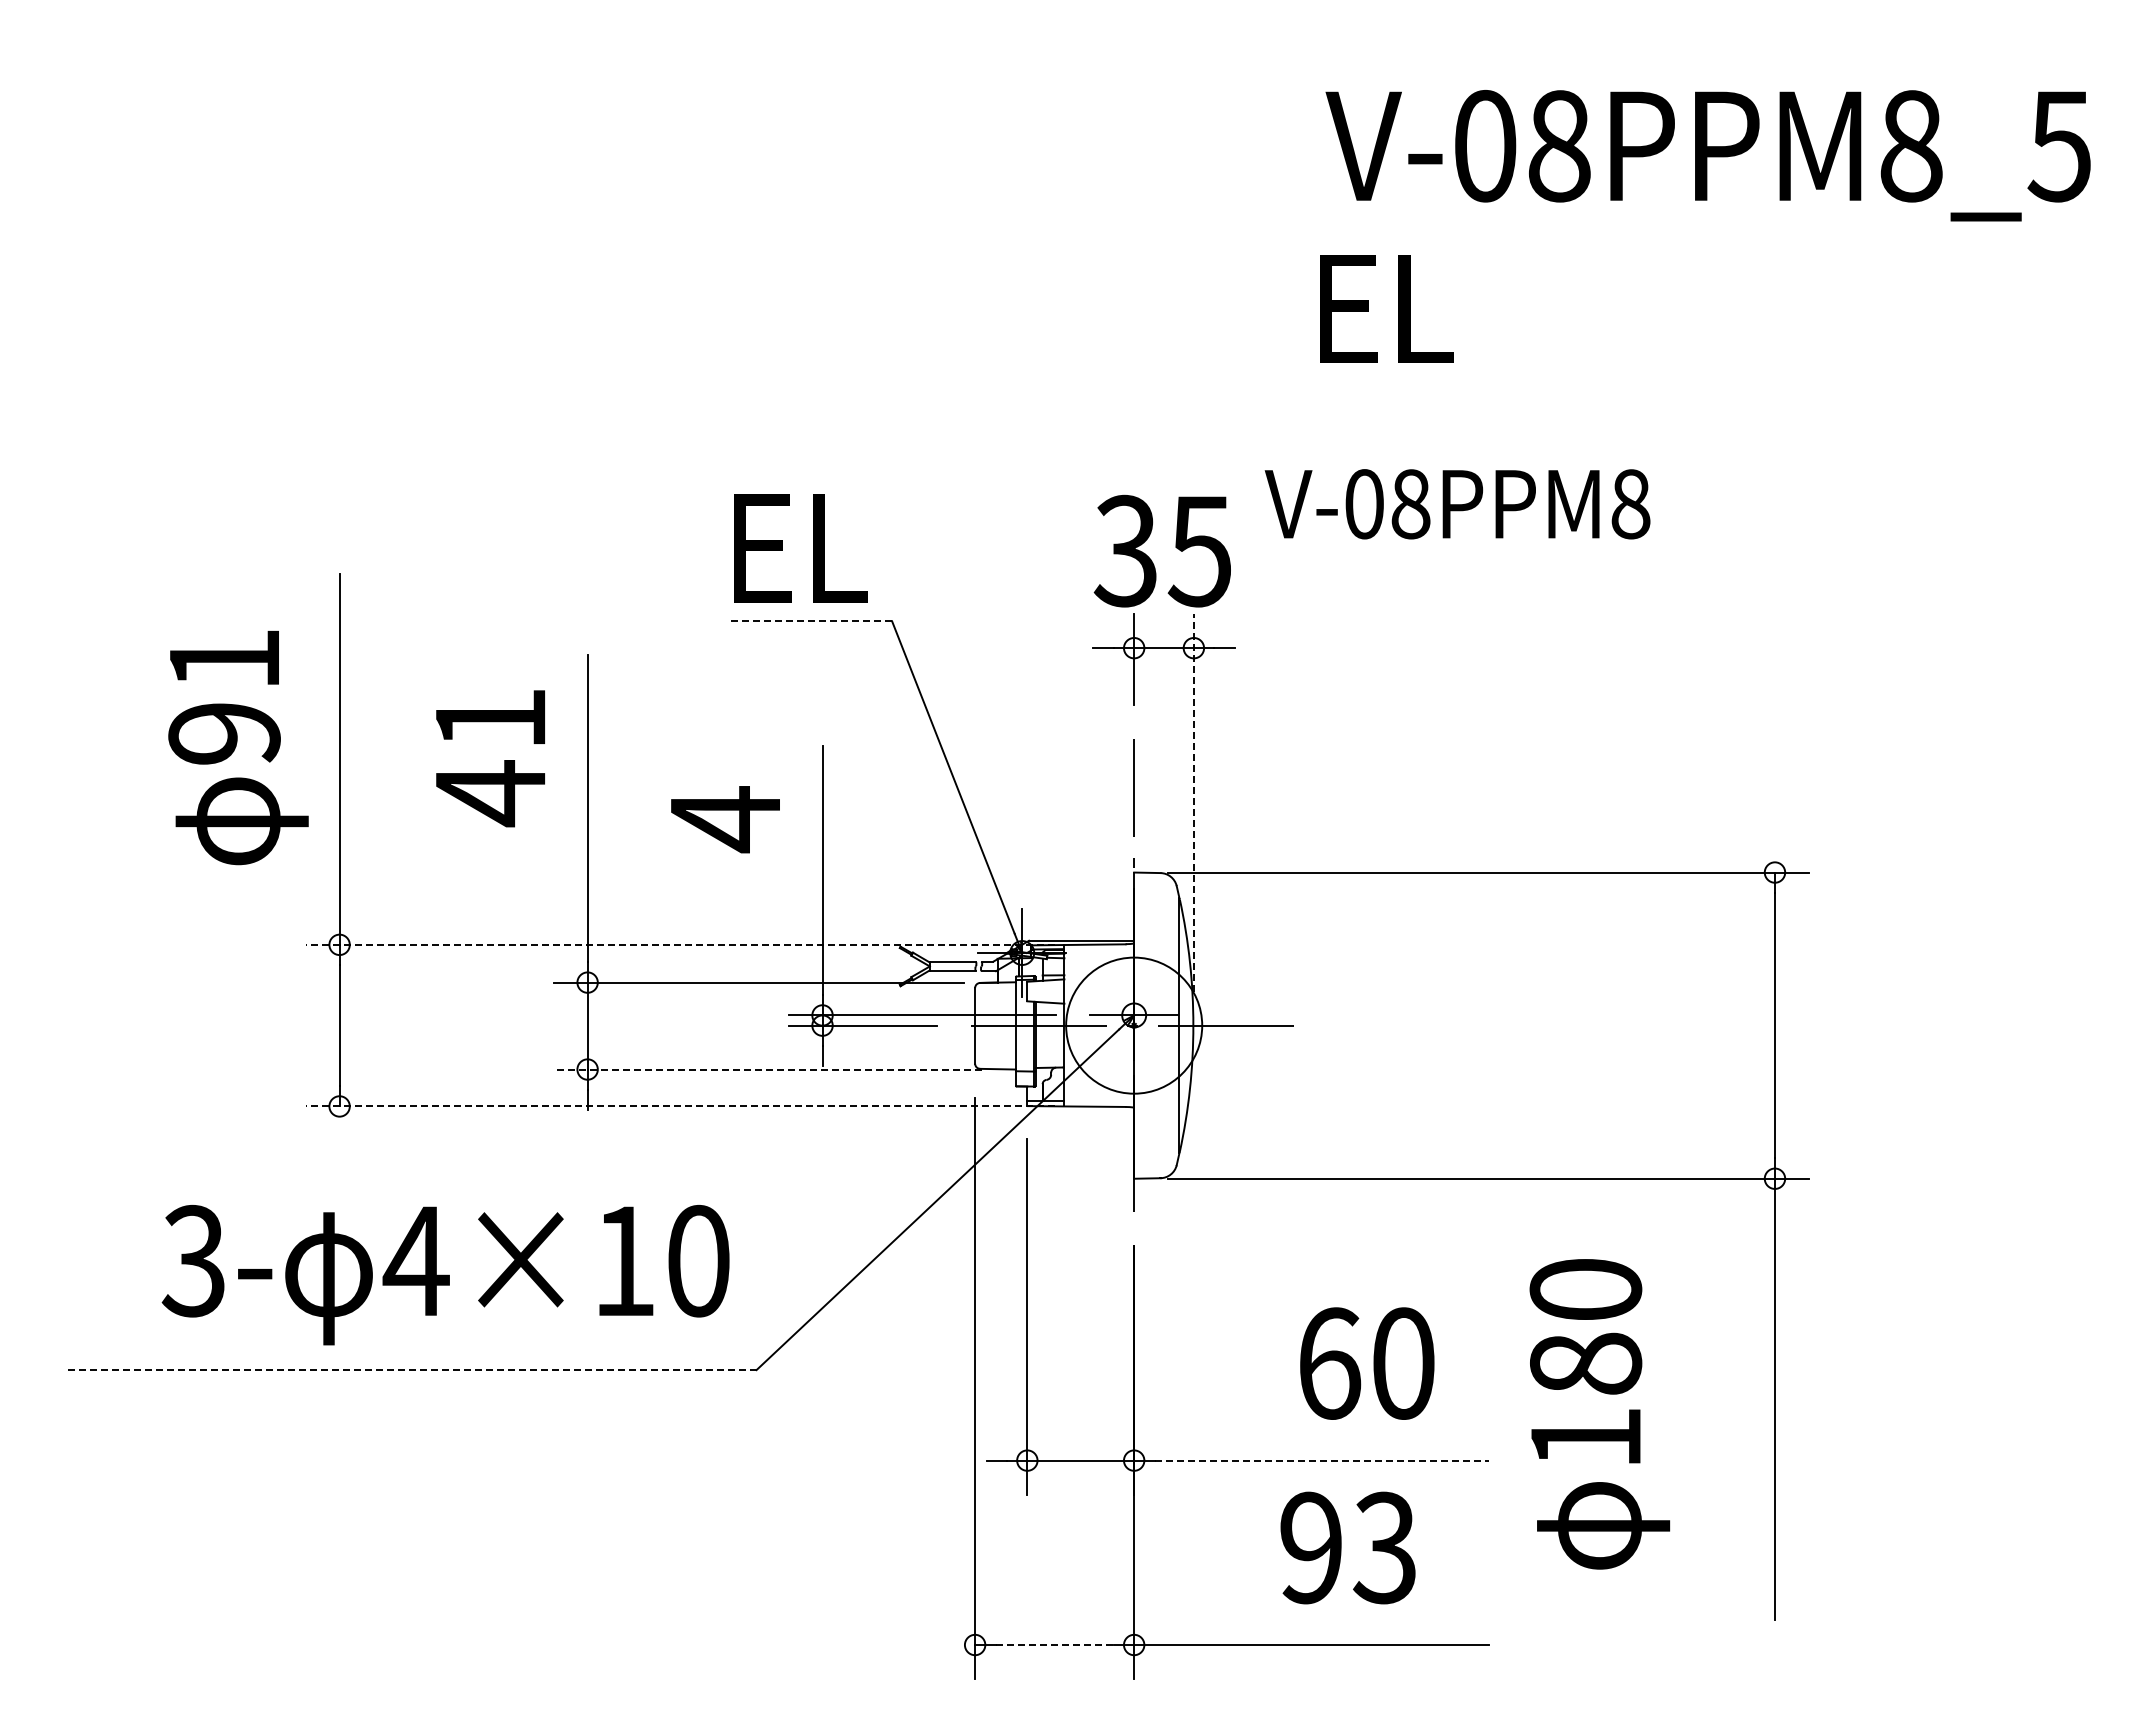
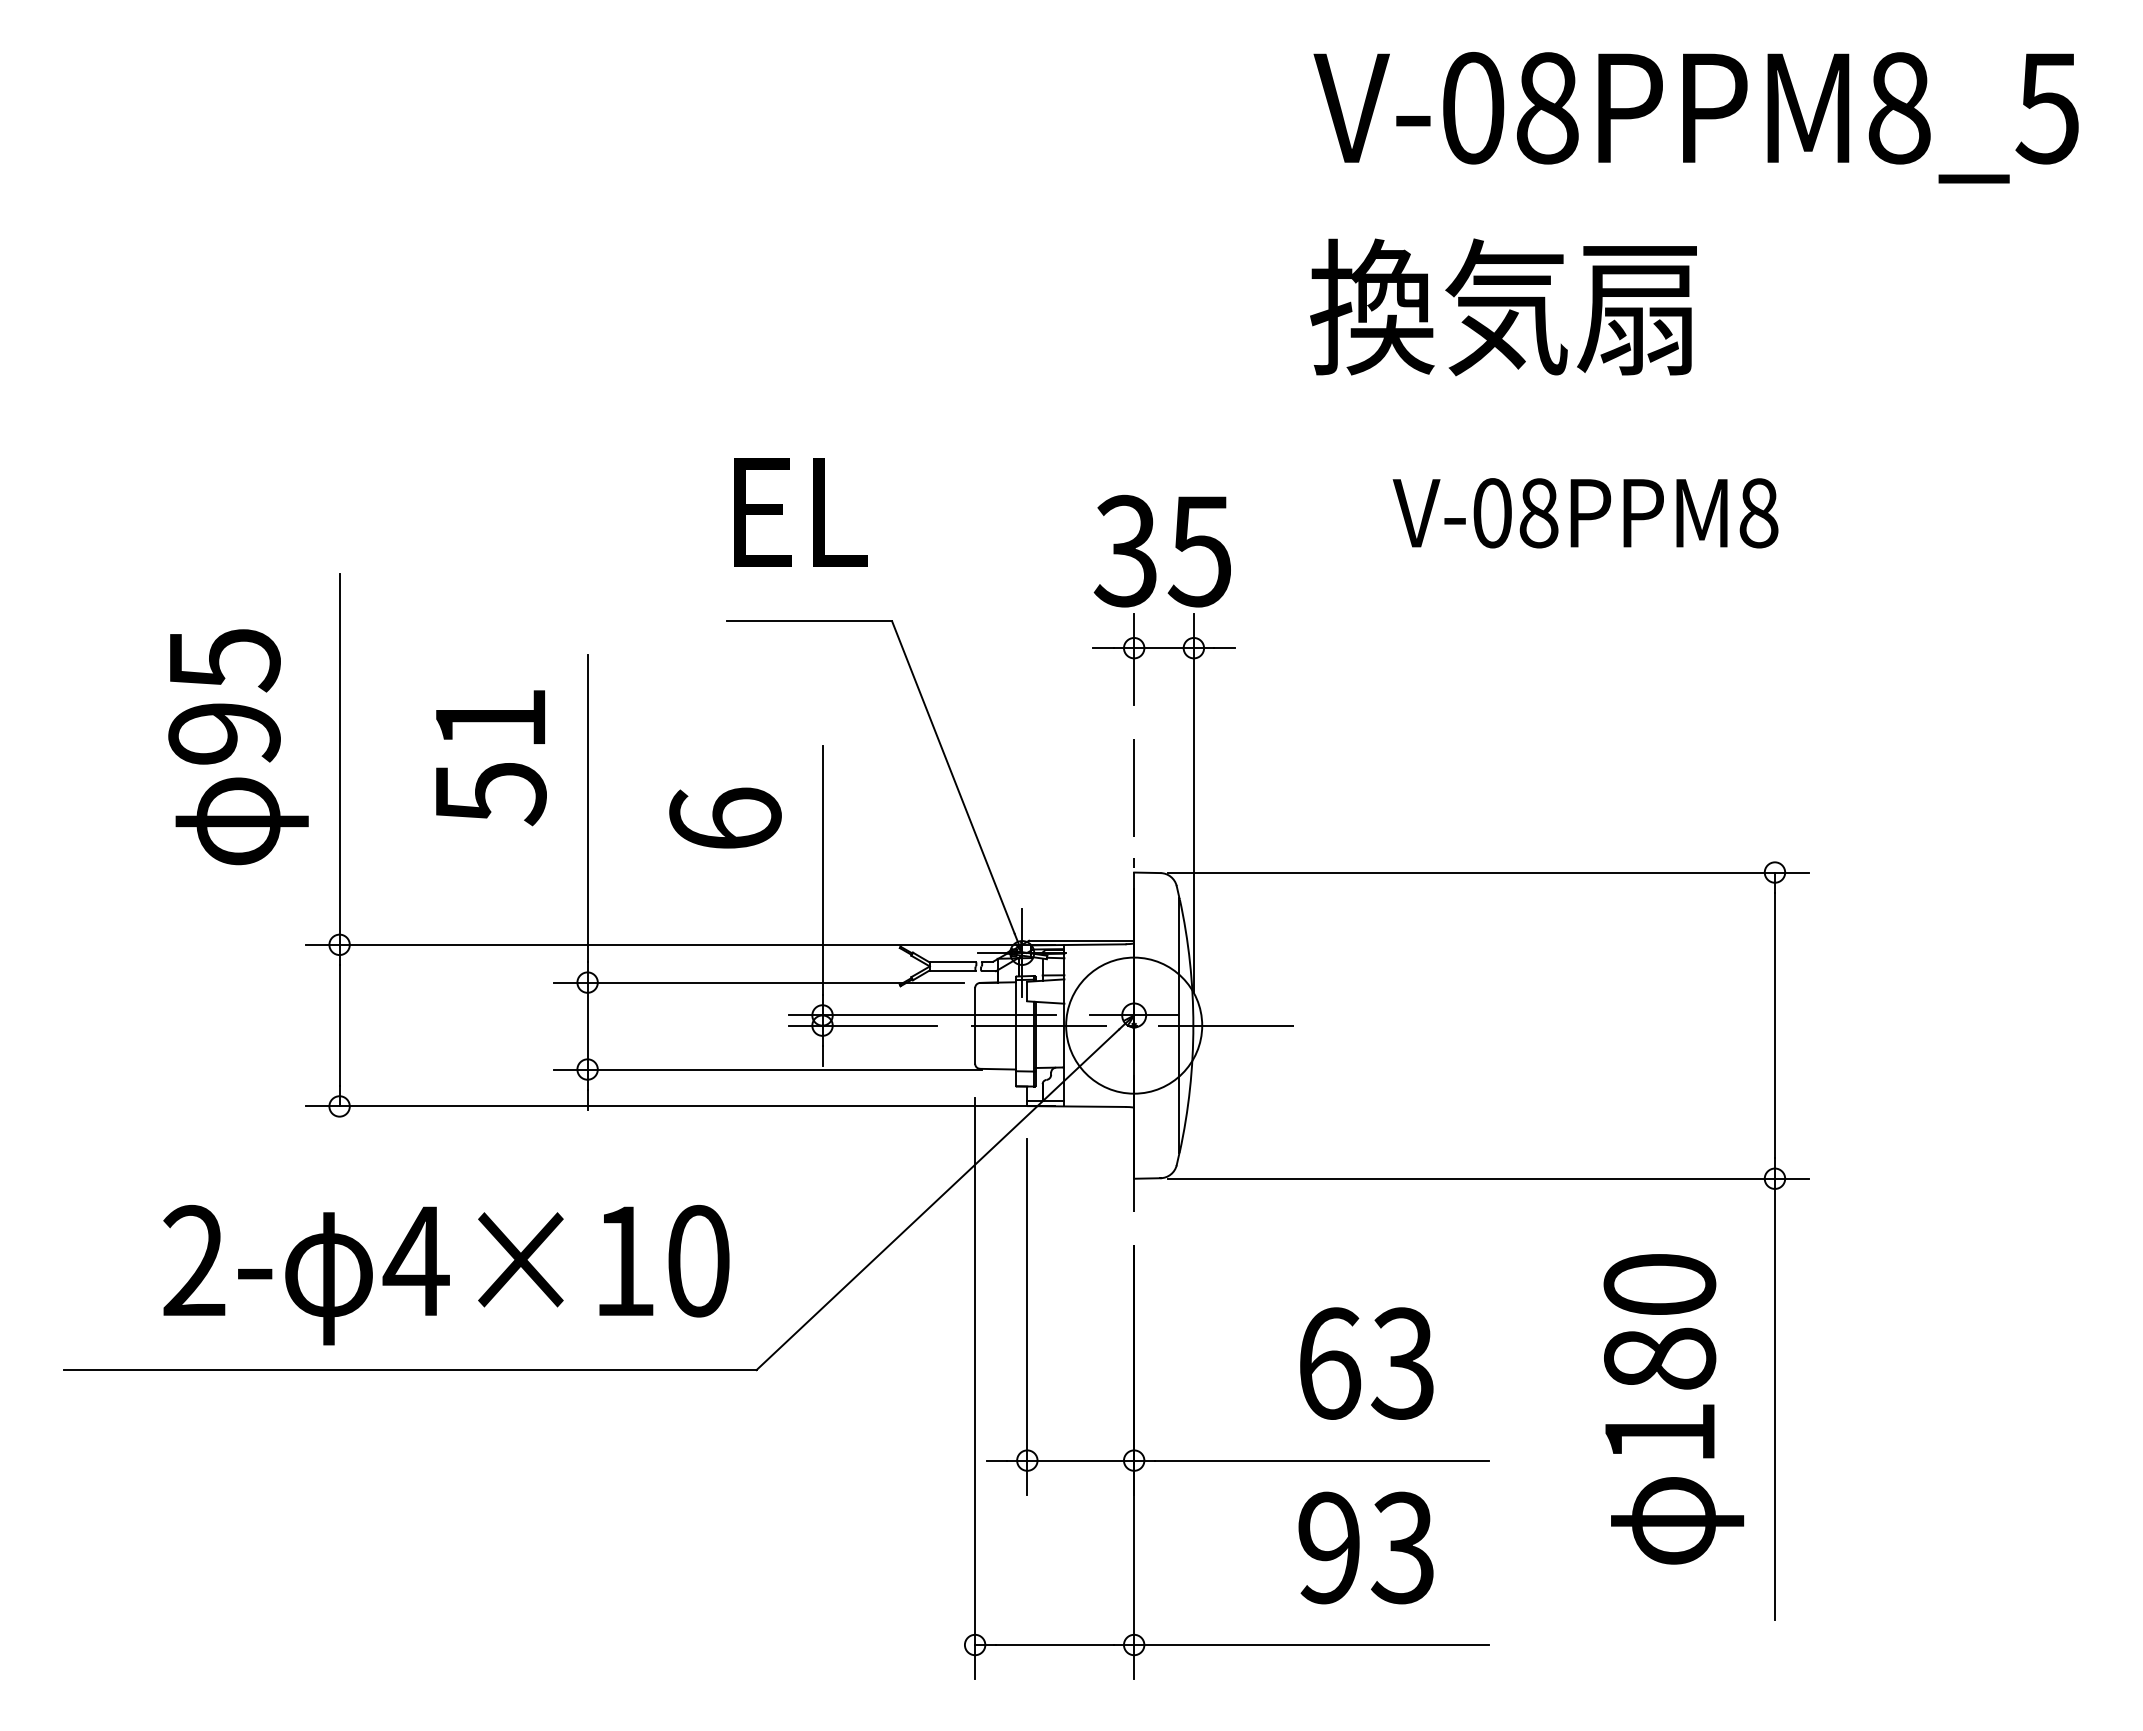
text position: (1707, 155) -> (1695, 117) (1695, 117)
text: EL -> 換気扇 (1503, 307)
text position: (1457, 504) -> (1585, 513) (1585, 513)
text position: (800, 548) -> (800, 512) (800, 512)
line: dashed -> solid (809, 621)
text: 91 -> 95 (225, 660)
text: 41 -> 51 (491, 793)
line: dashed -> solid (1193, 802)
text: 4 -> 6 (725, 819)
line: dashed -> solid (680, 944)
line: dashed -> solid (767, 1069)
line: dashed -> solid (680, 1106)
text: 3- -> 2- (193, 1261)
text: 60 -> 63 (1402, 1363)
line: dashed -> solid (409, 1370)
text position: (1599, 1414) -> (1673, 1409) (1673, 1409)
line: dashed -> solid (1322, 1460)
text position: (1347, 1547) -> (1365, 1547) (1365, 1547)
line: dashed -> solid (1055, 1645)
